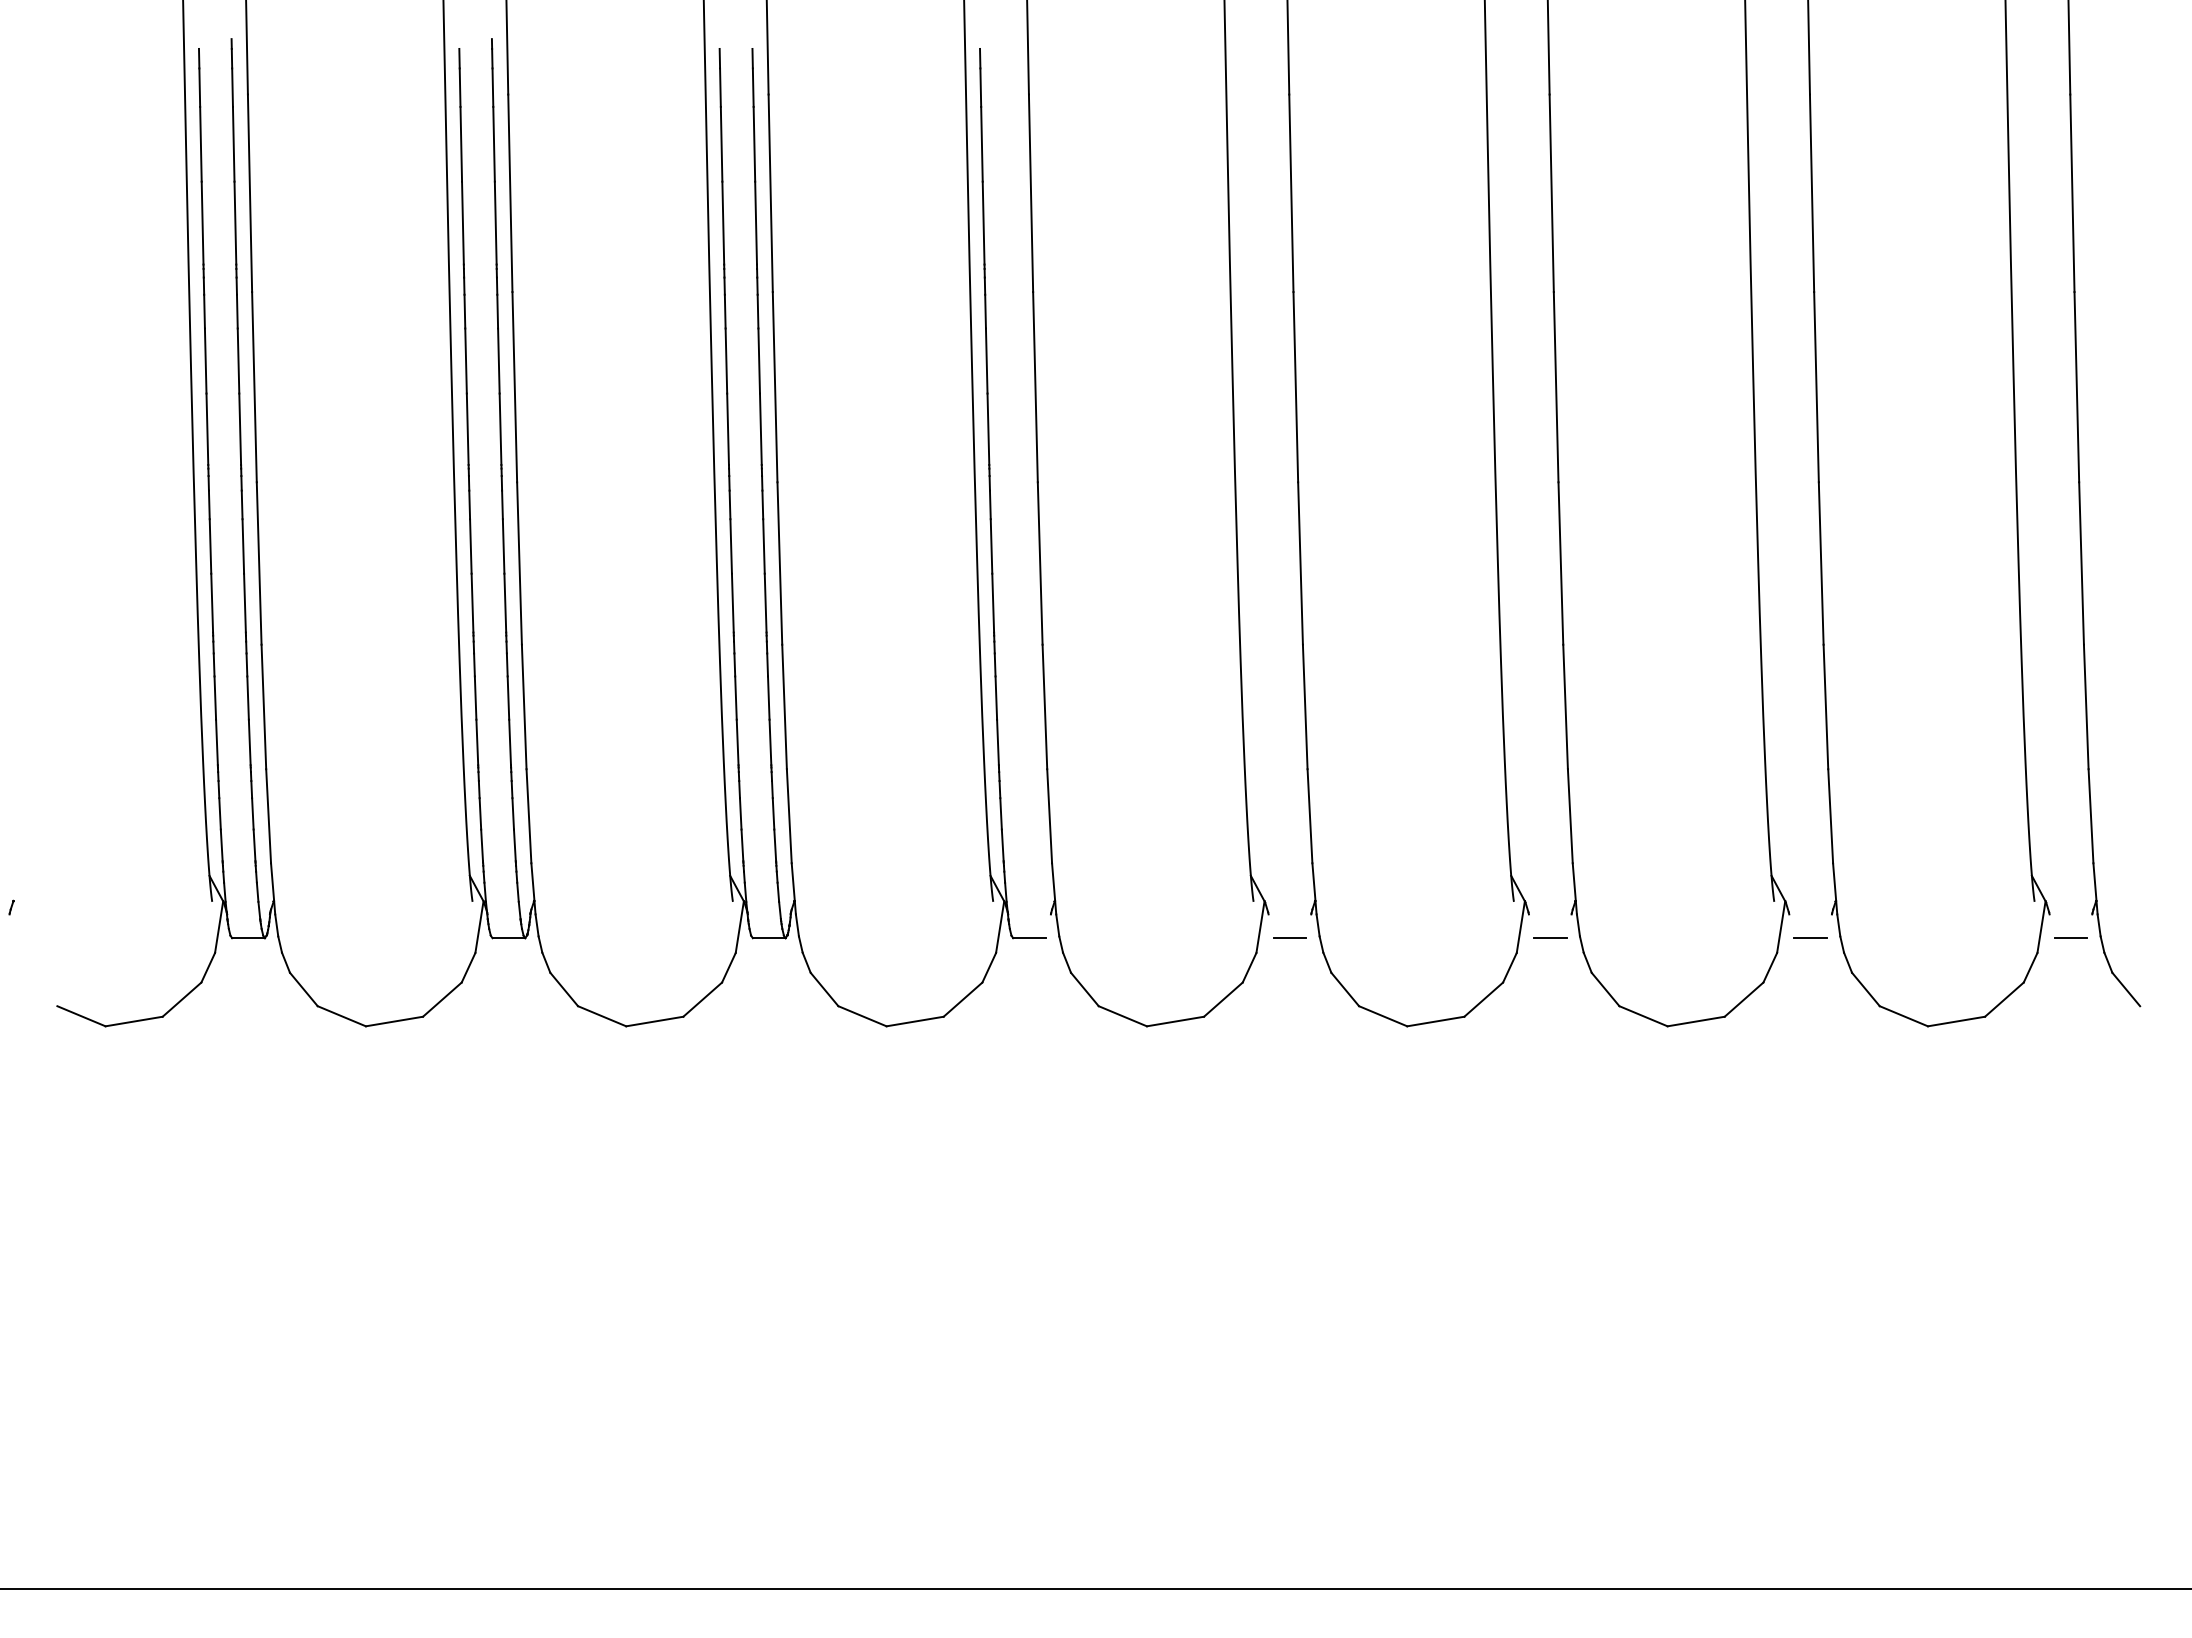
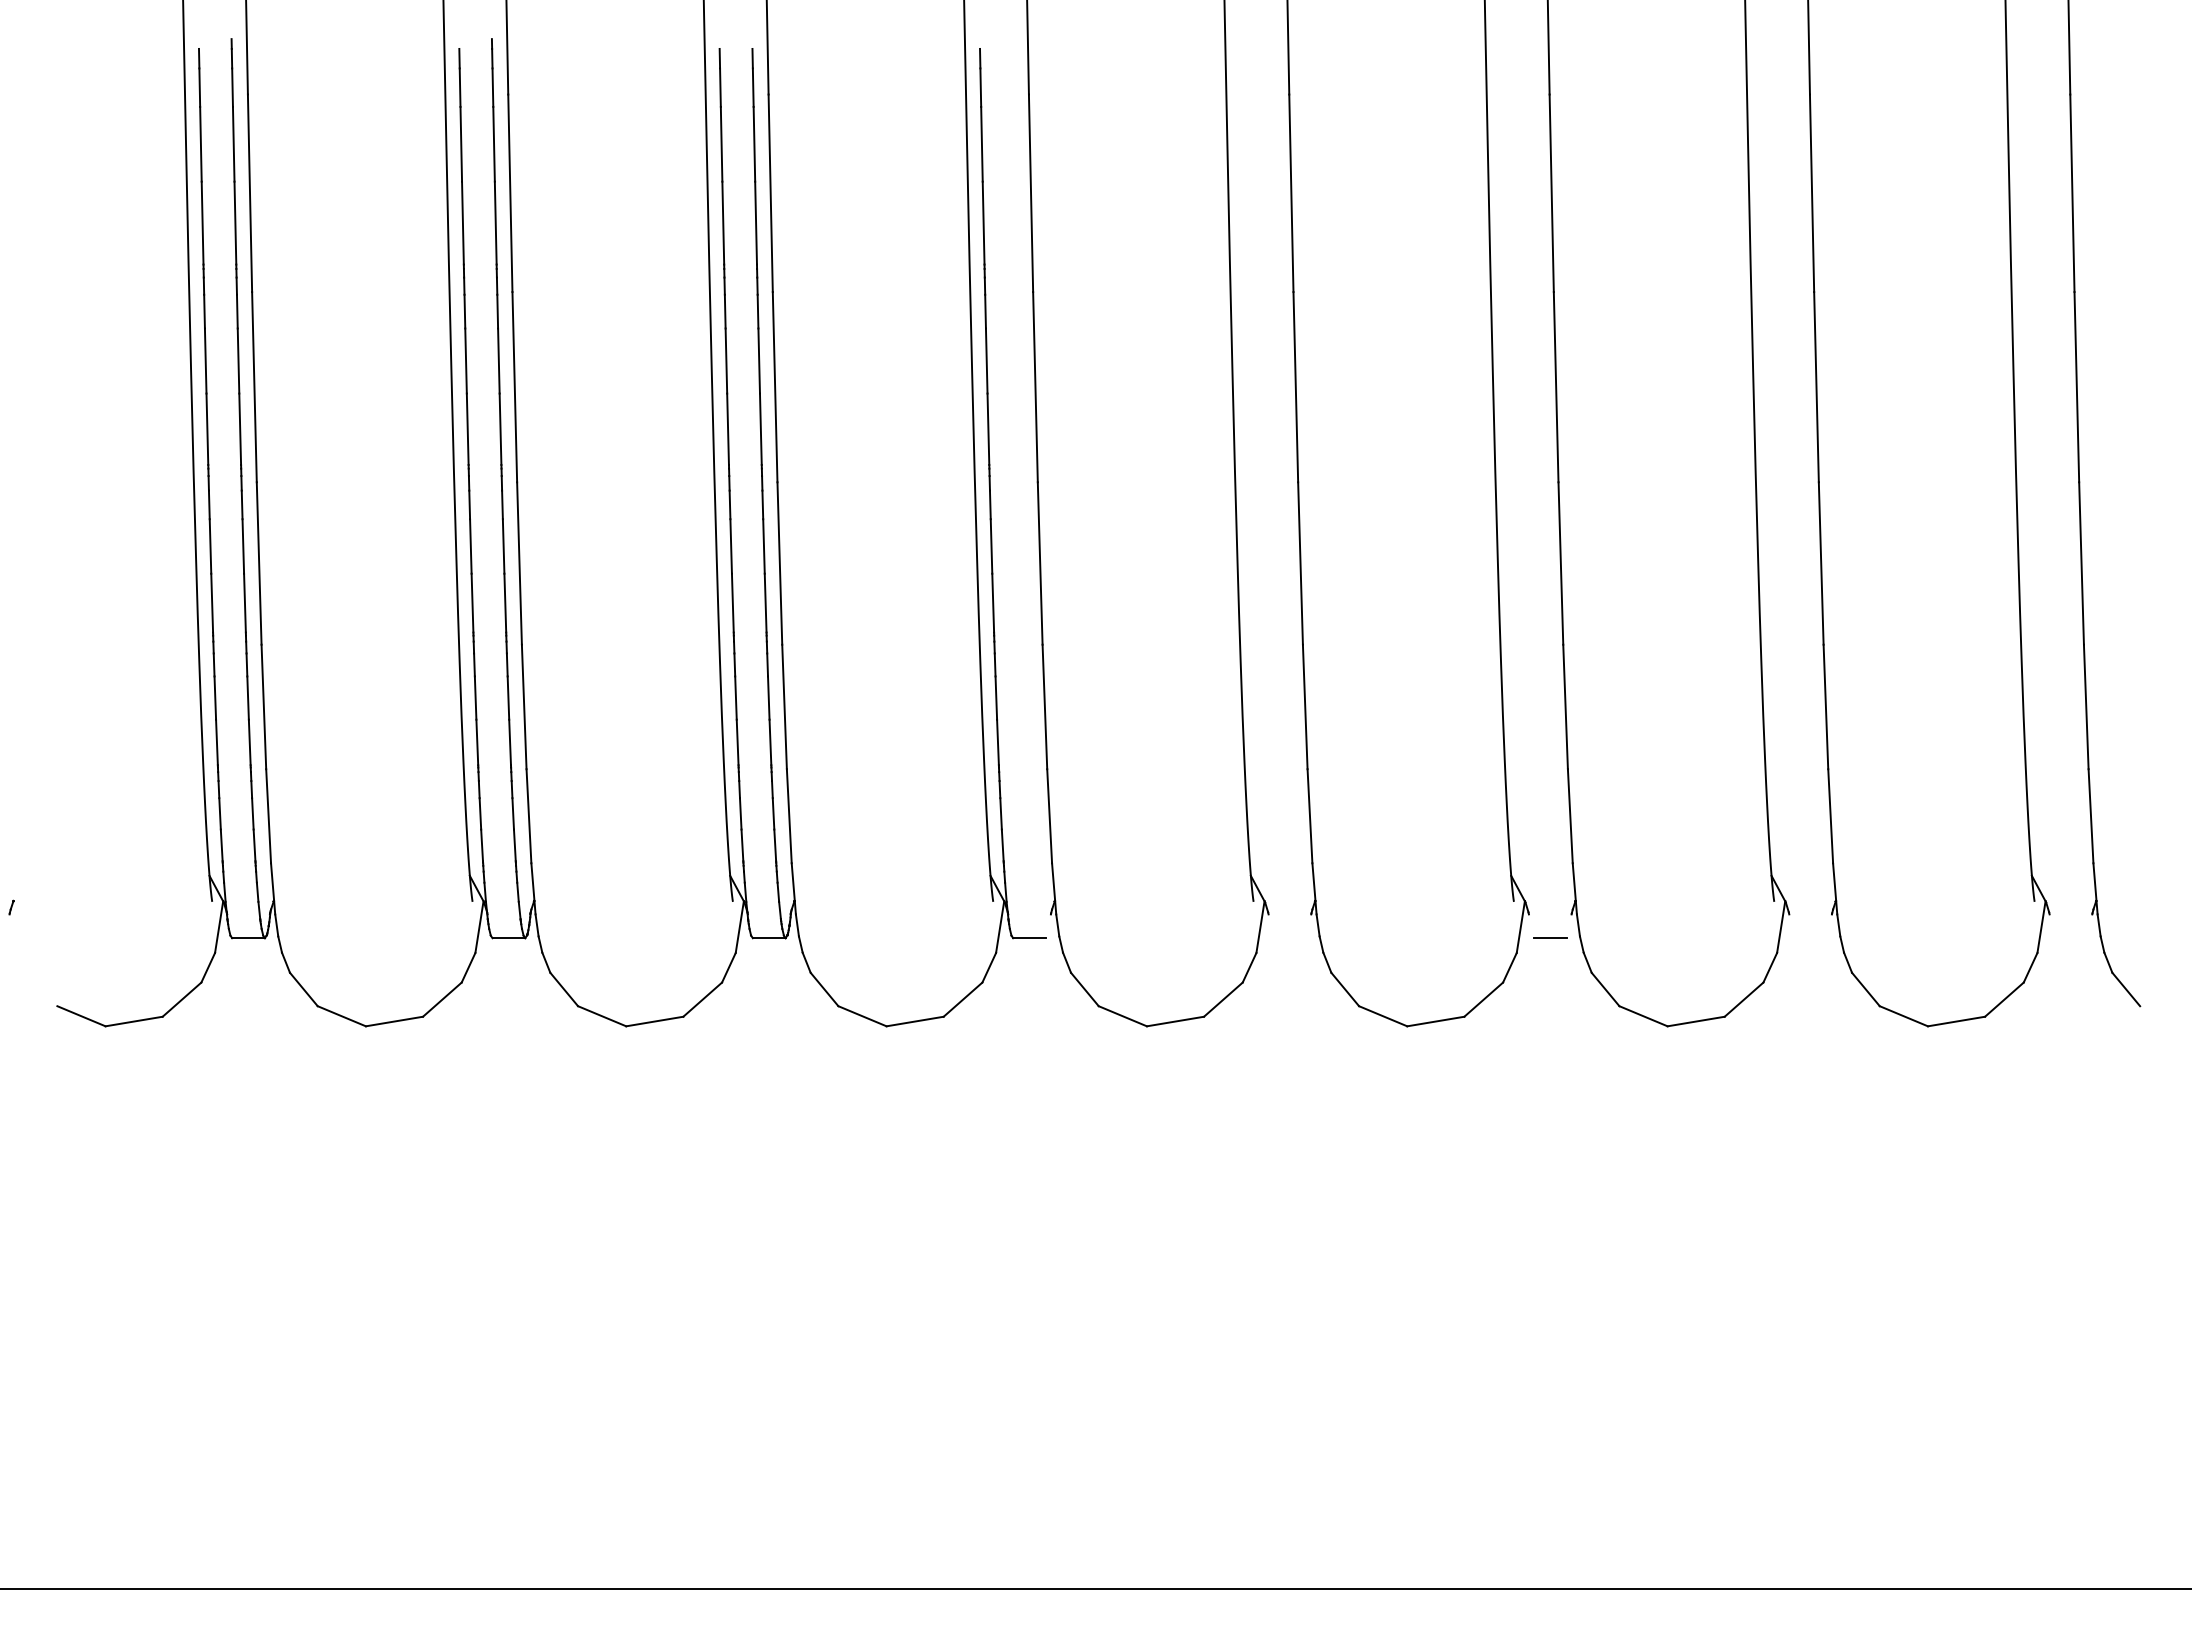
line: present -> none (1289, 937)
line: present -> none (2070, 937)
line: present -> none (1810, 938)
